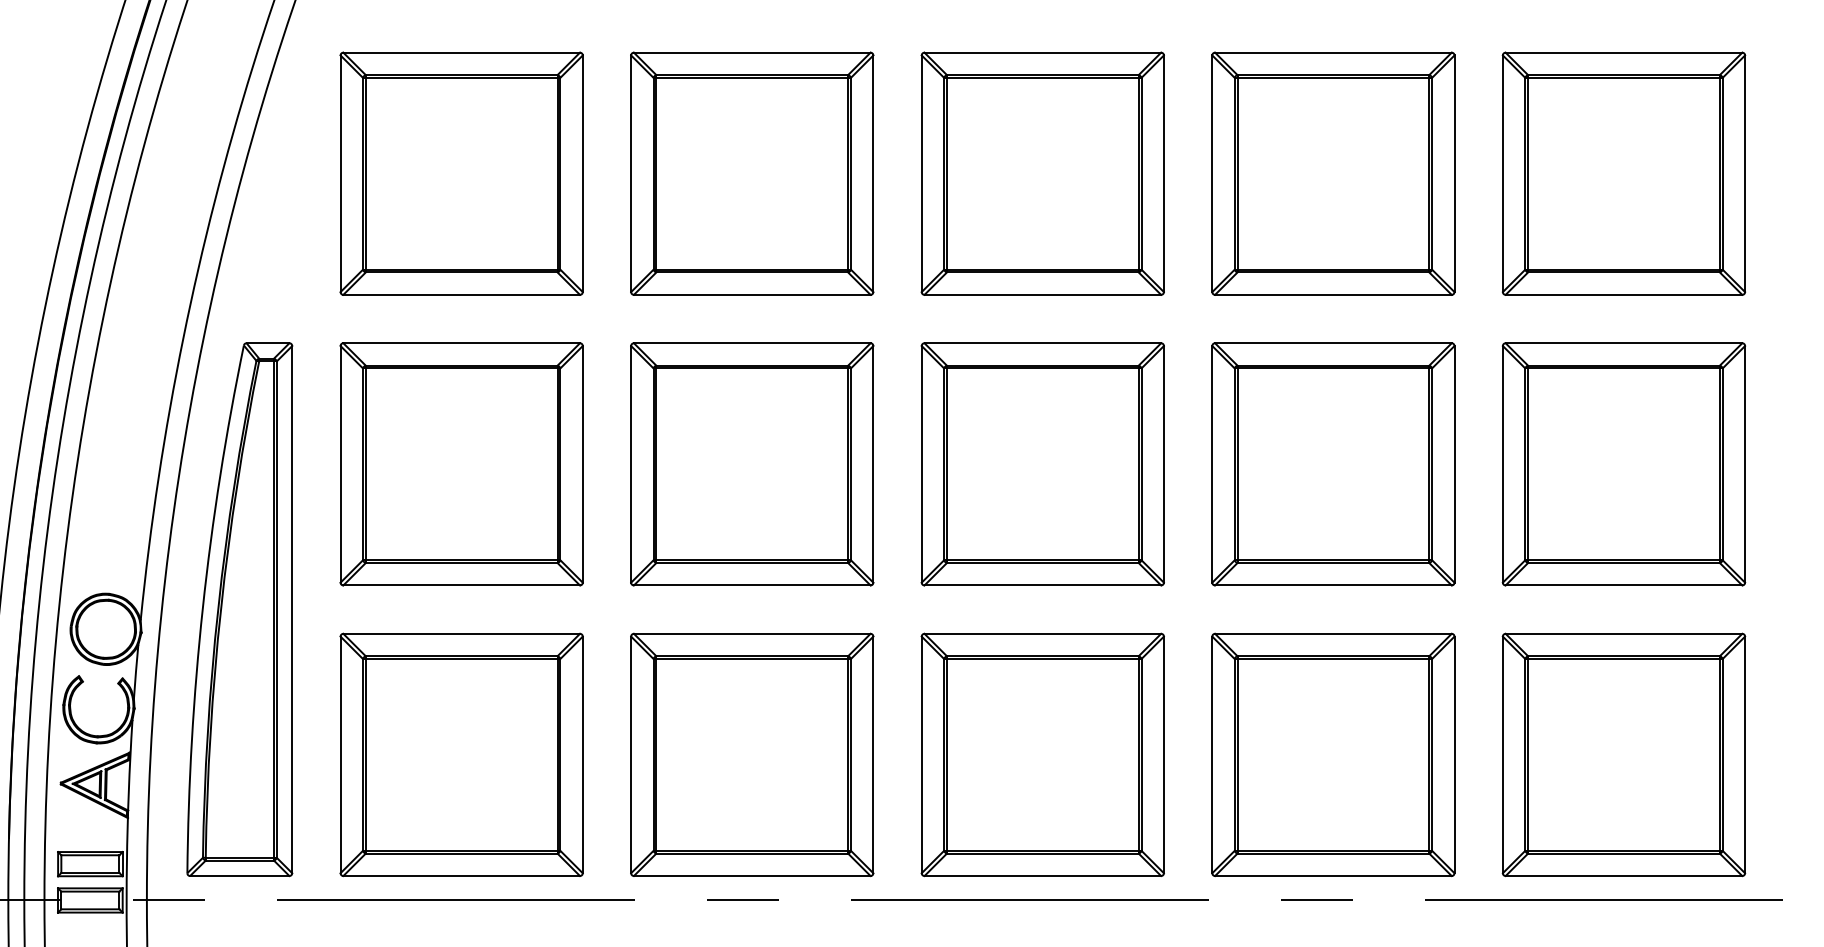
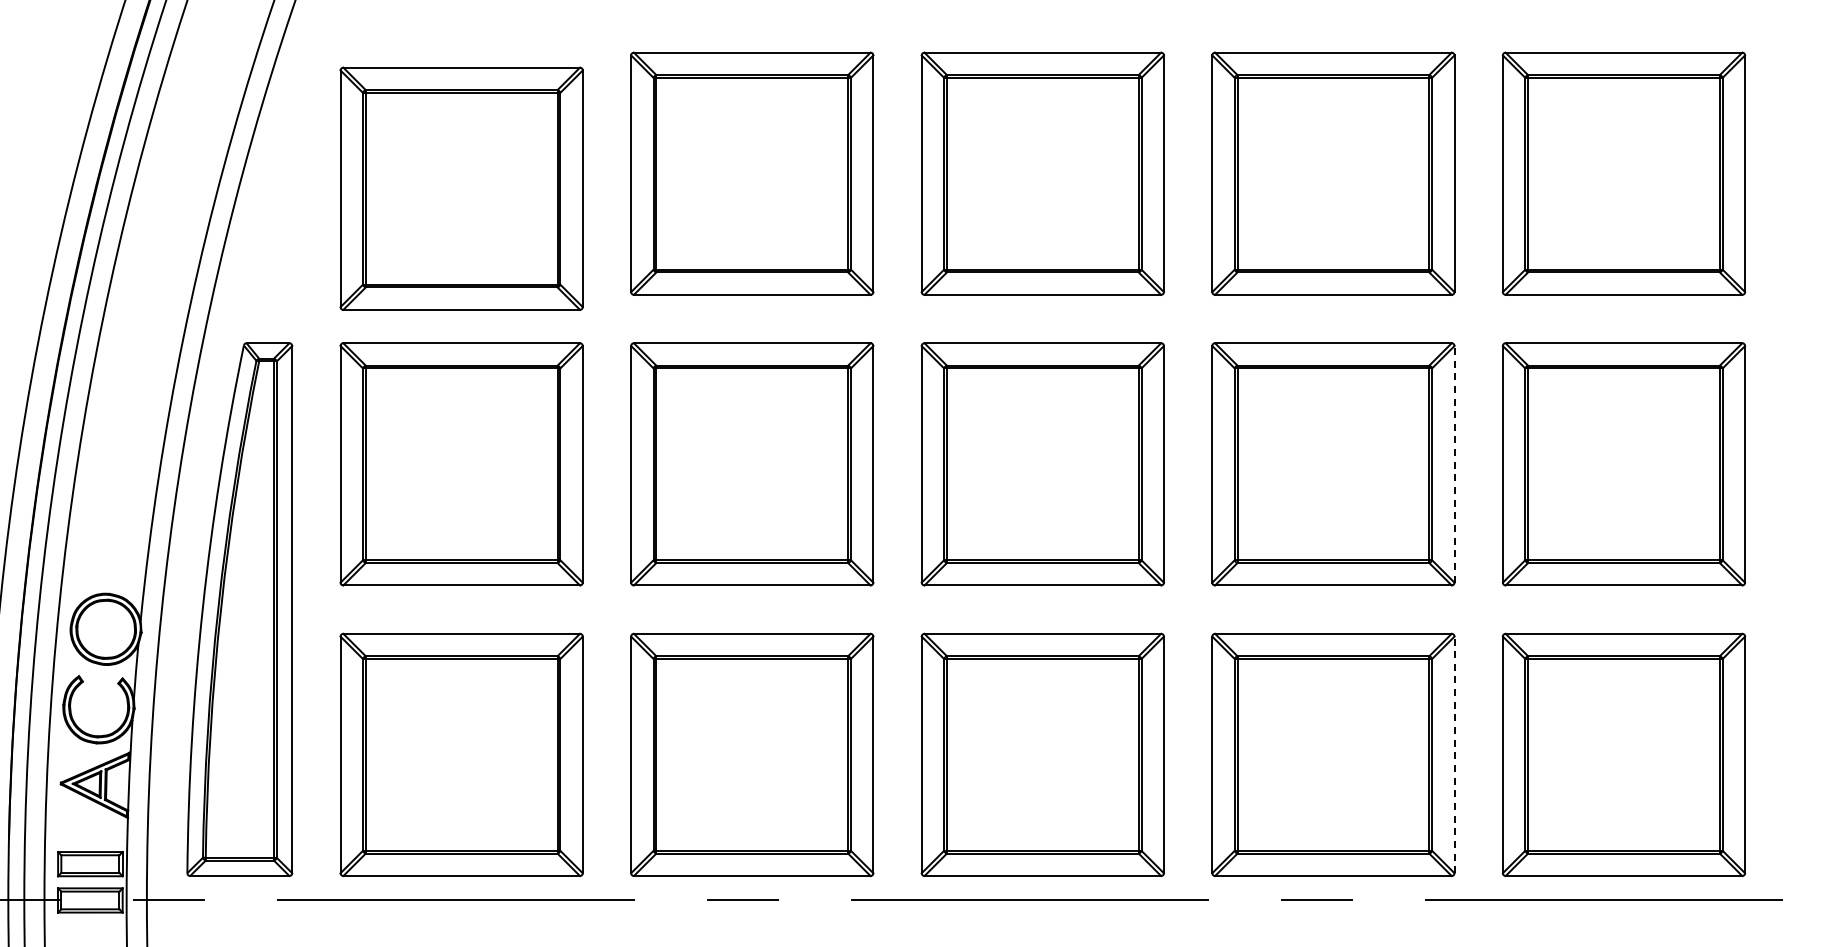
part position: (461, 173) -> (461, 188) (461, 188)
line: solid -> dashed (1454, 463)
line: solid -> dashed (1454, 754)
